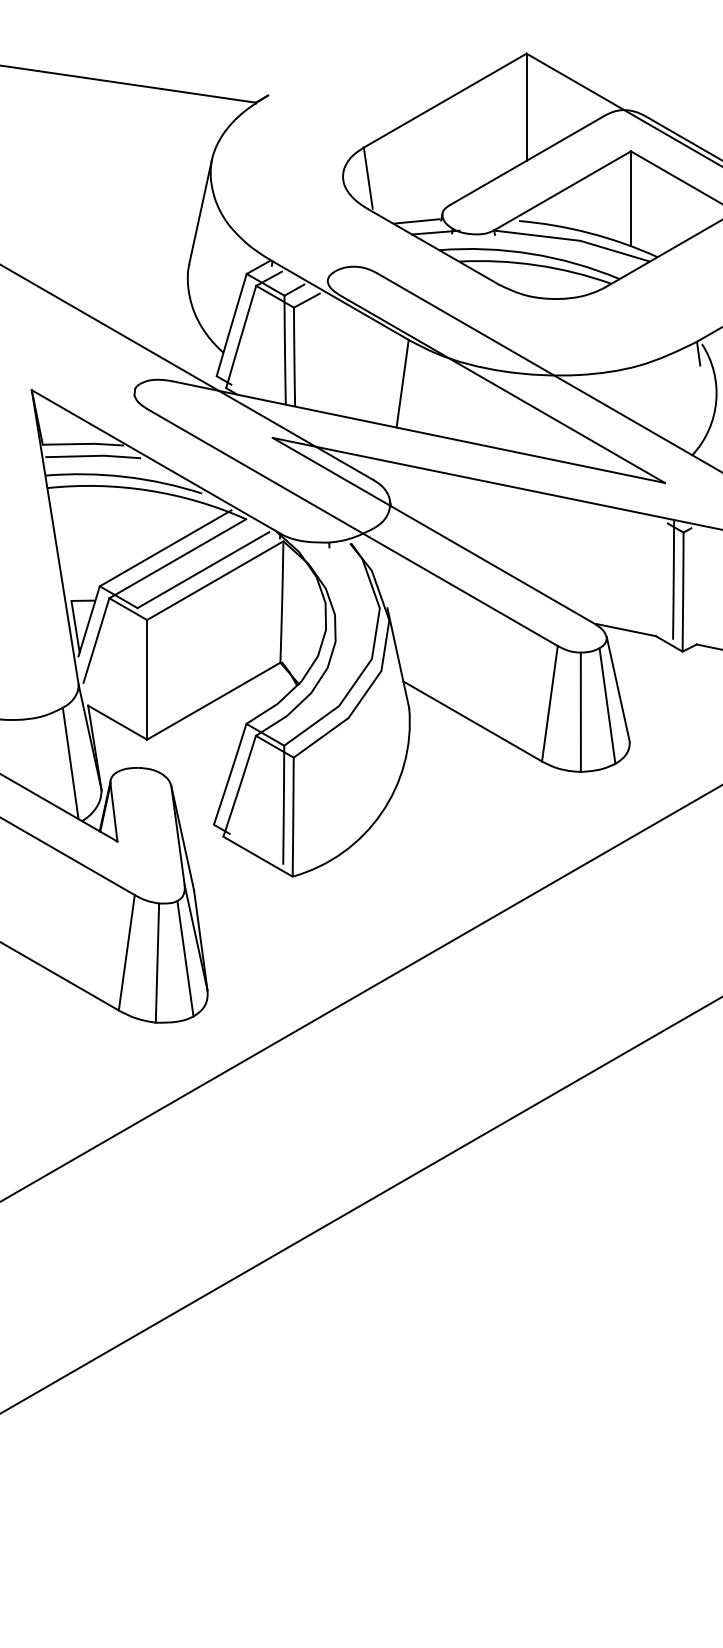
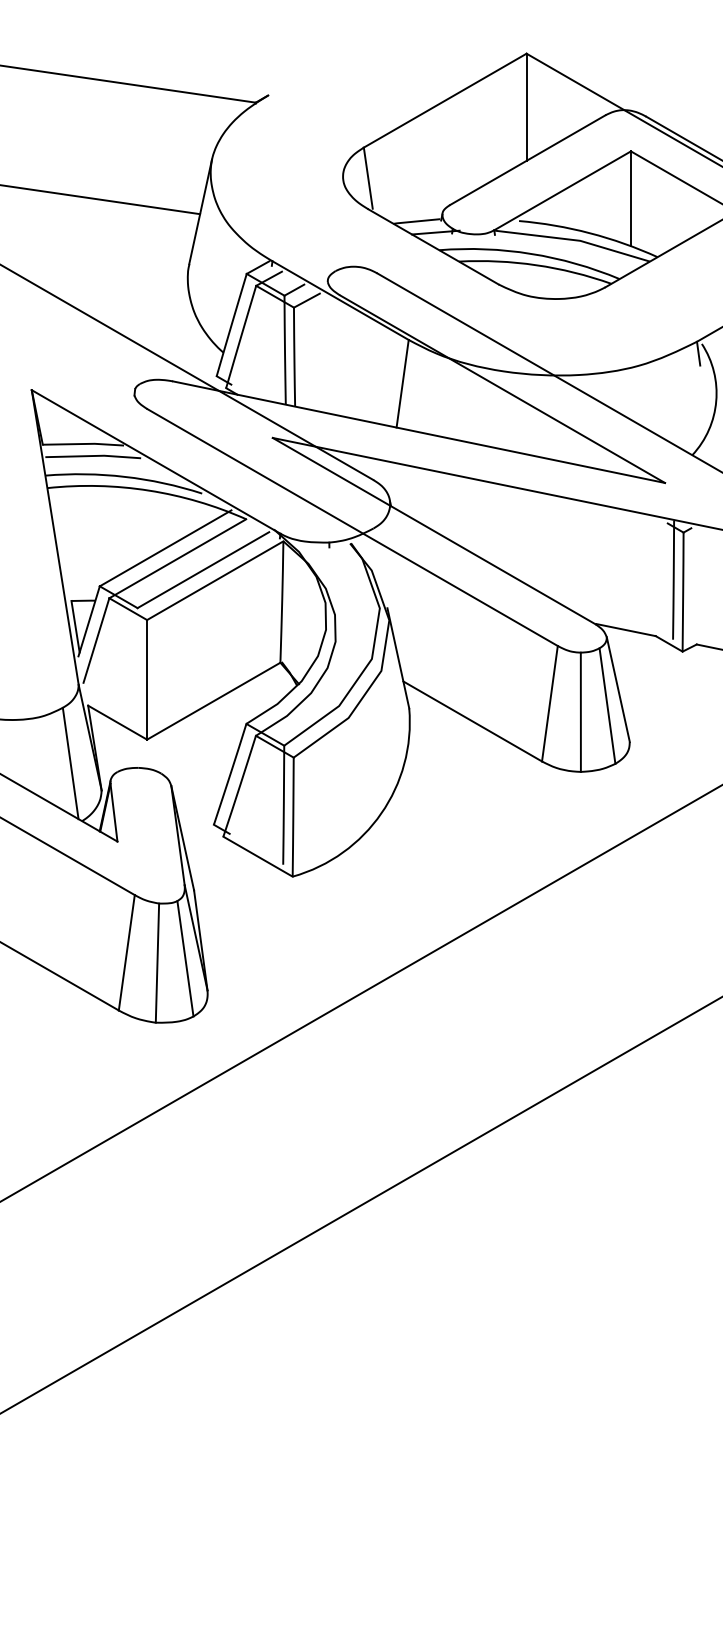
line: none -> present (101, 199)
